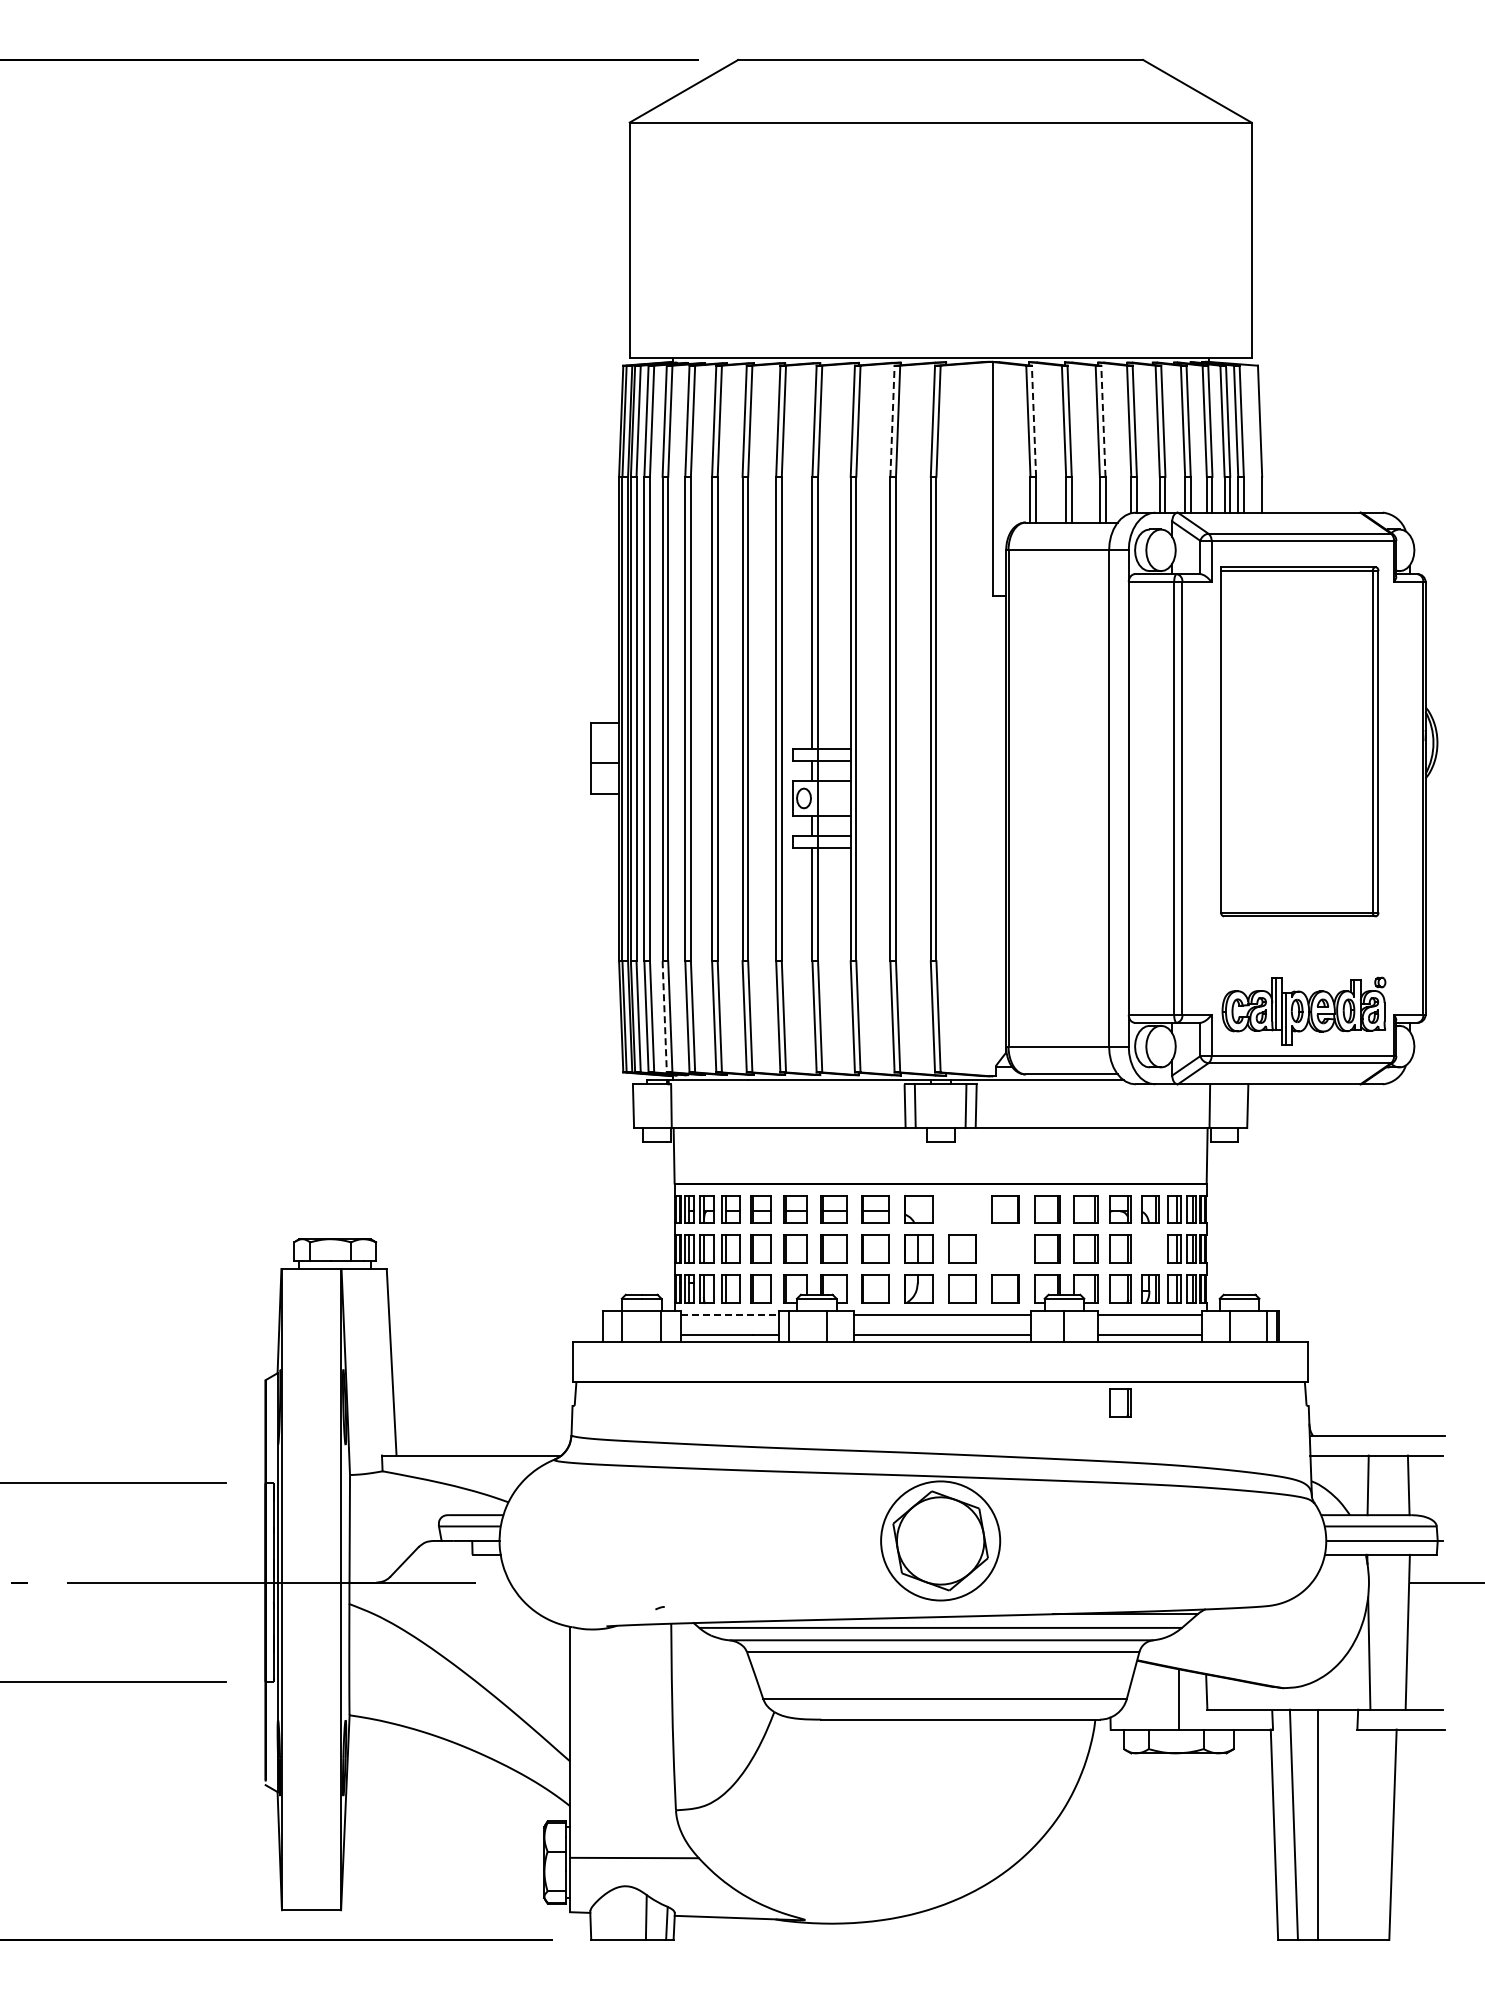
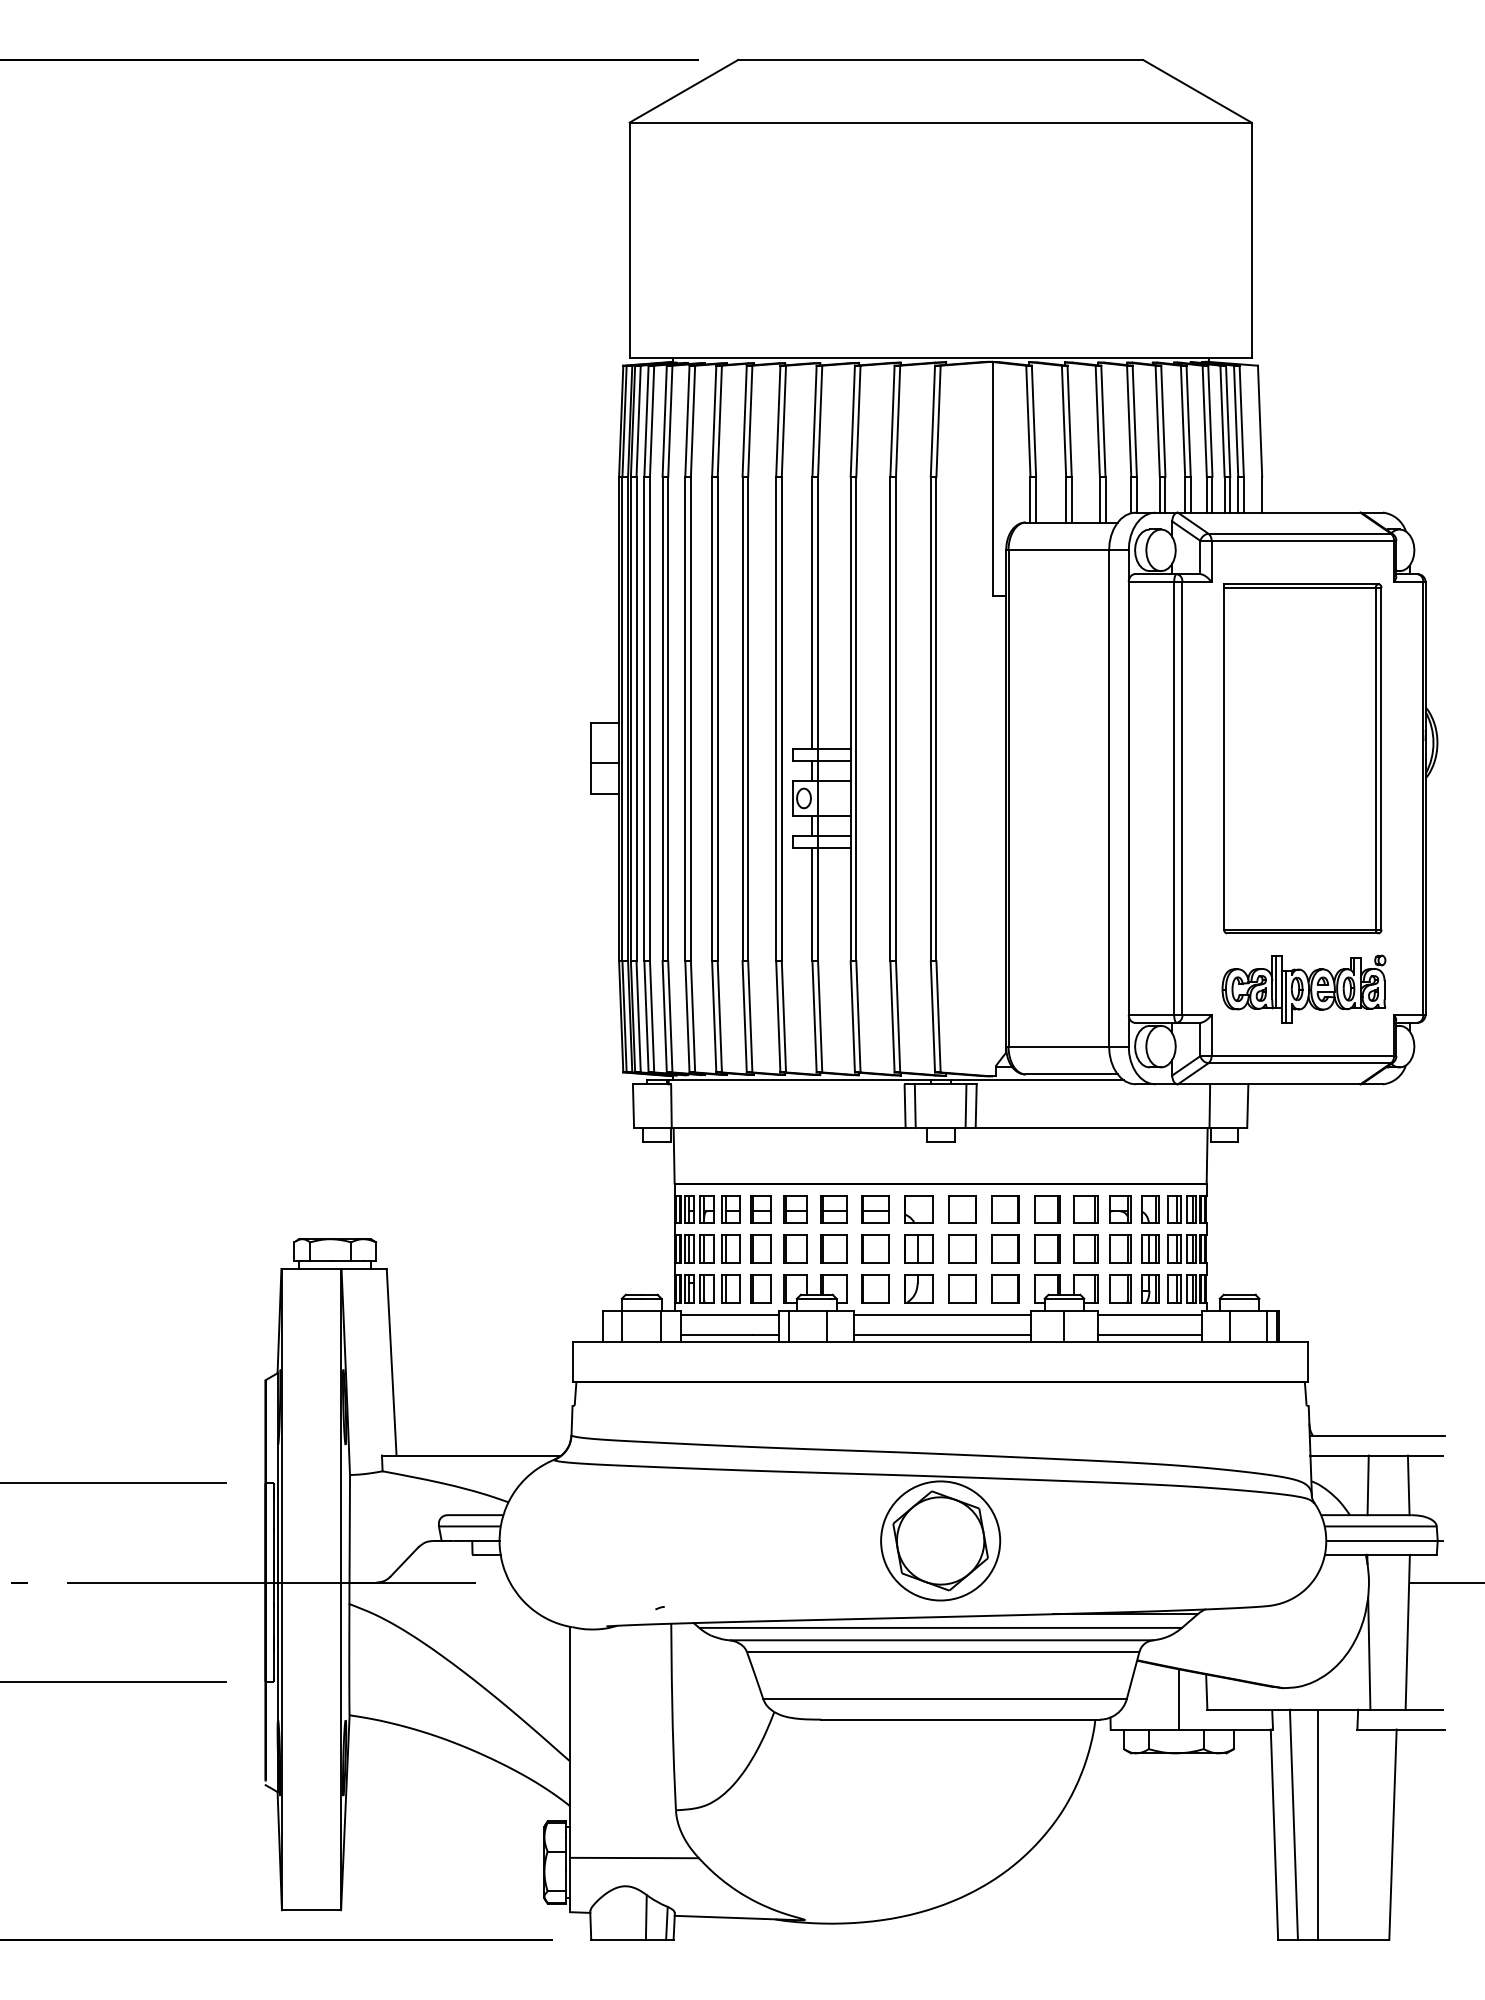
line: dashed -> solid (892, 421)
line: dashed -> solid (1033, 421)
line: dashed -> solid (1103, 421)
part position: (1299, 741) -> (1302, 758) (1302, 758)
part position: (1303, 1010) -> (1303, 988) (1303, 988)
line: dashed -> solid (664, 1016)
part: none -> present (962, 1209)
part: none -> present (1005, 1248)
part: none -> present (1150, 1248)
line: dashed -> solid (730, 1314)
part: present -> none (1120, 1402)
